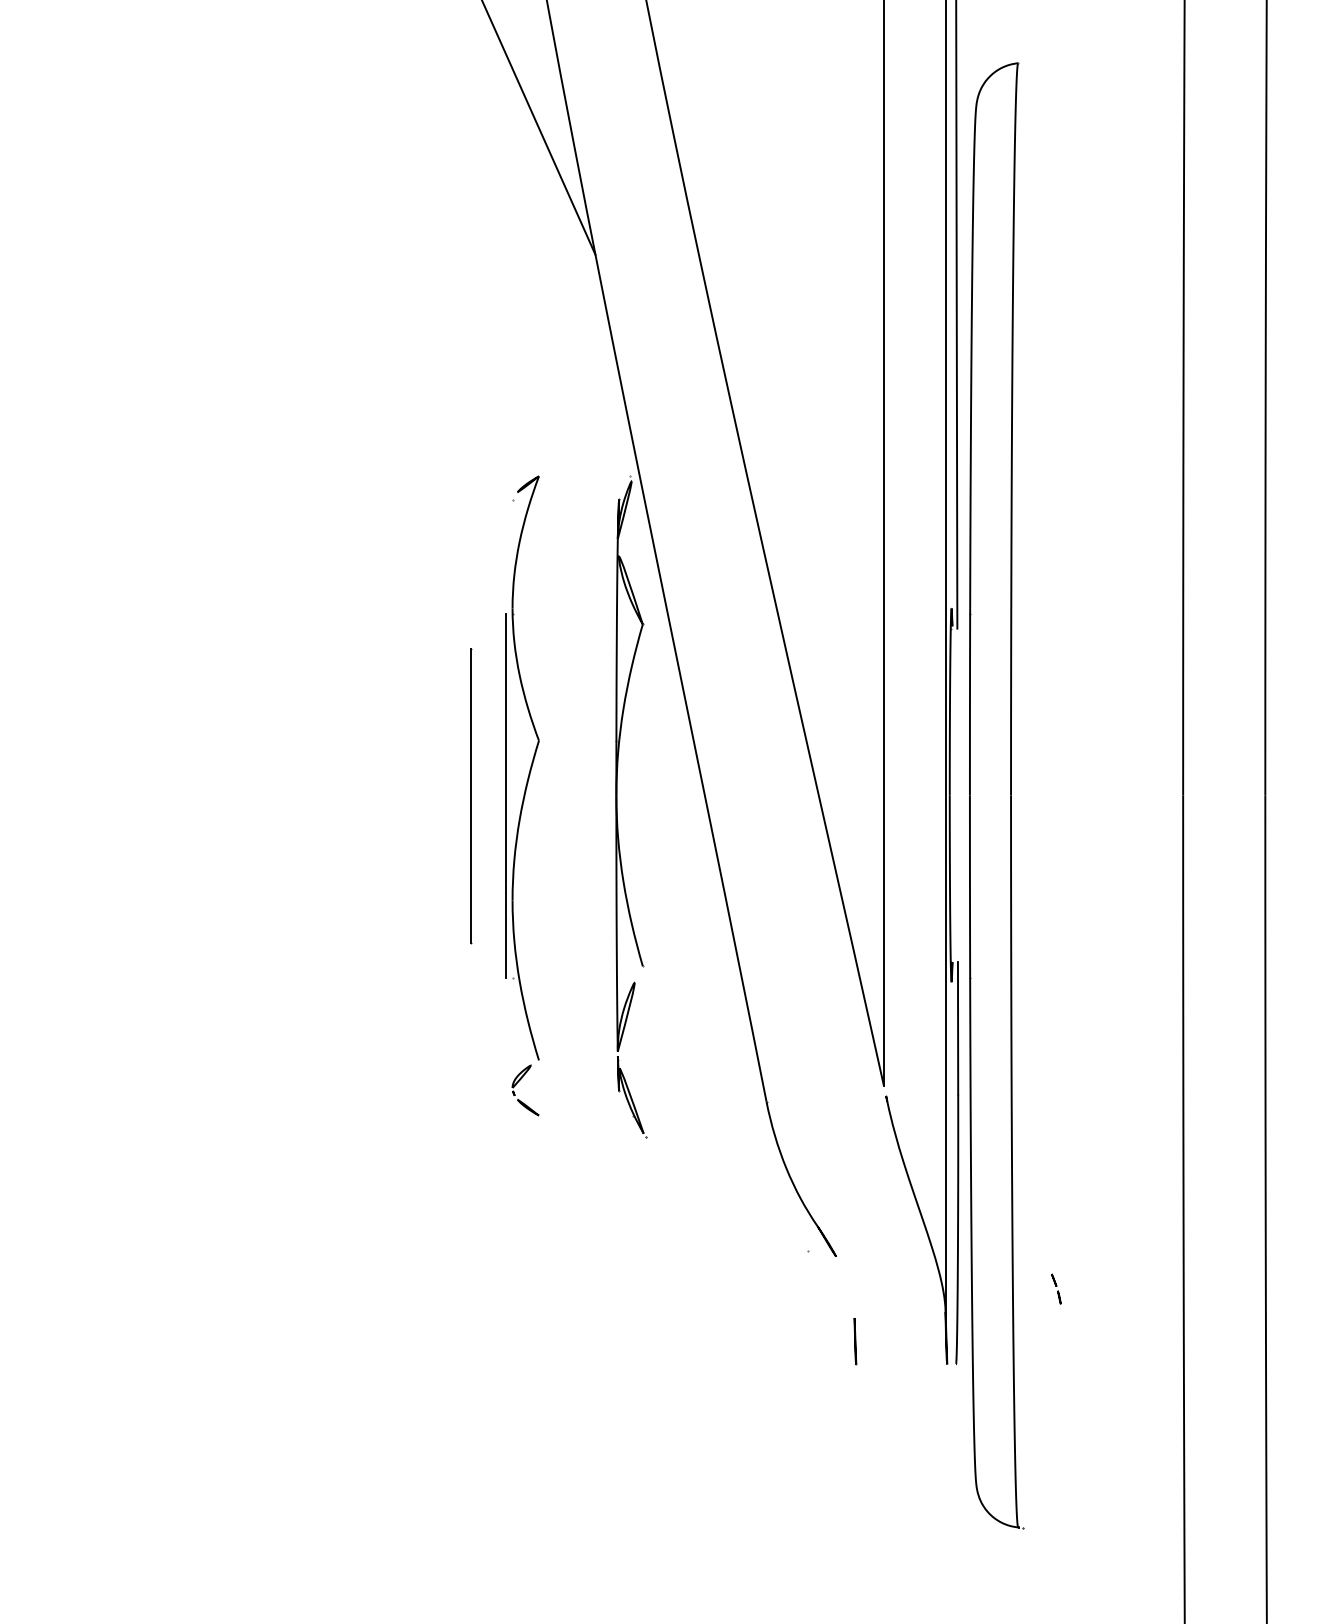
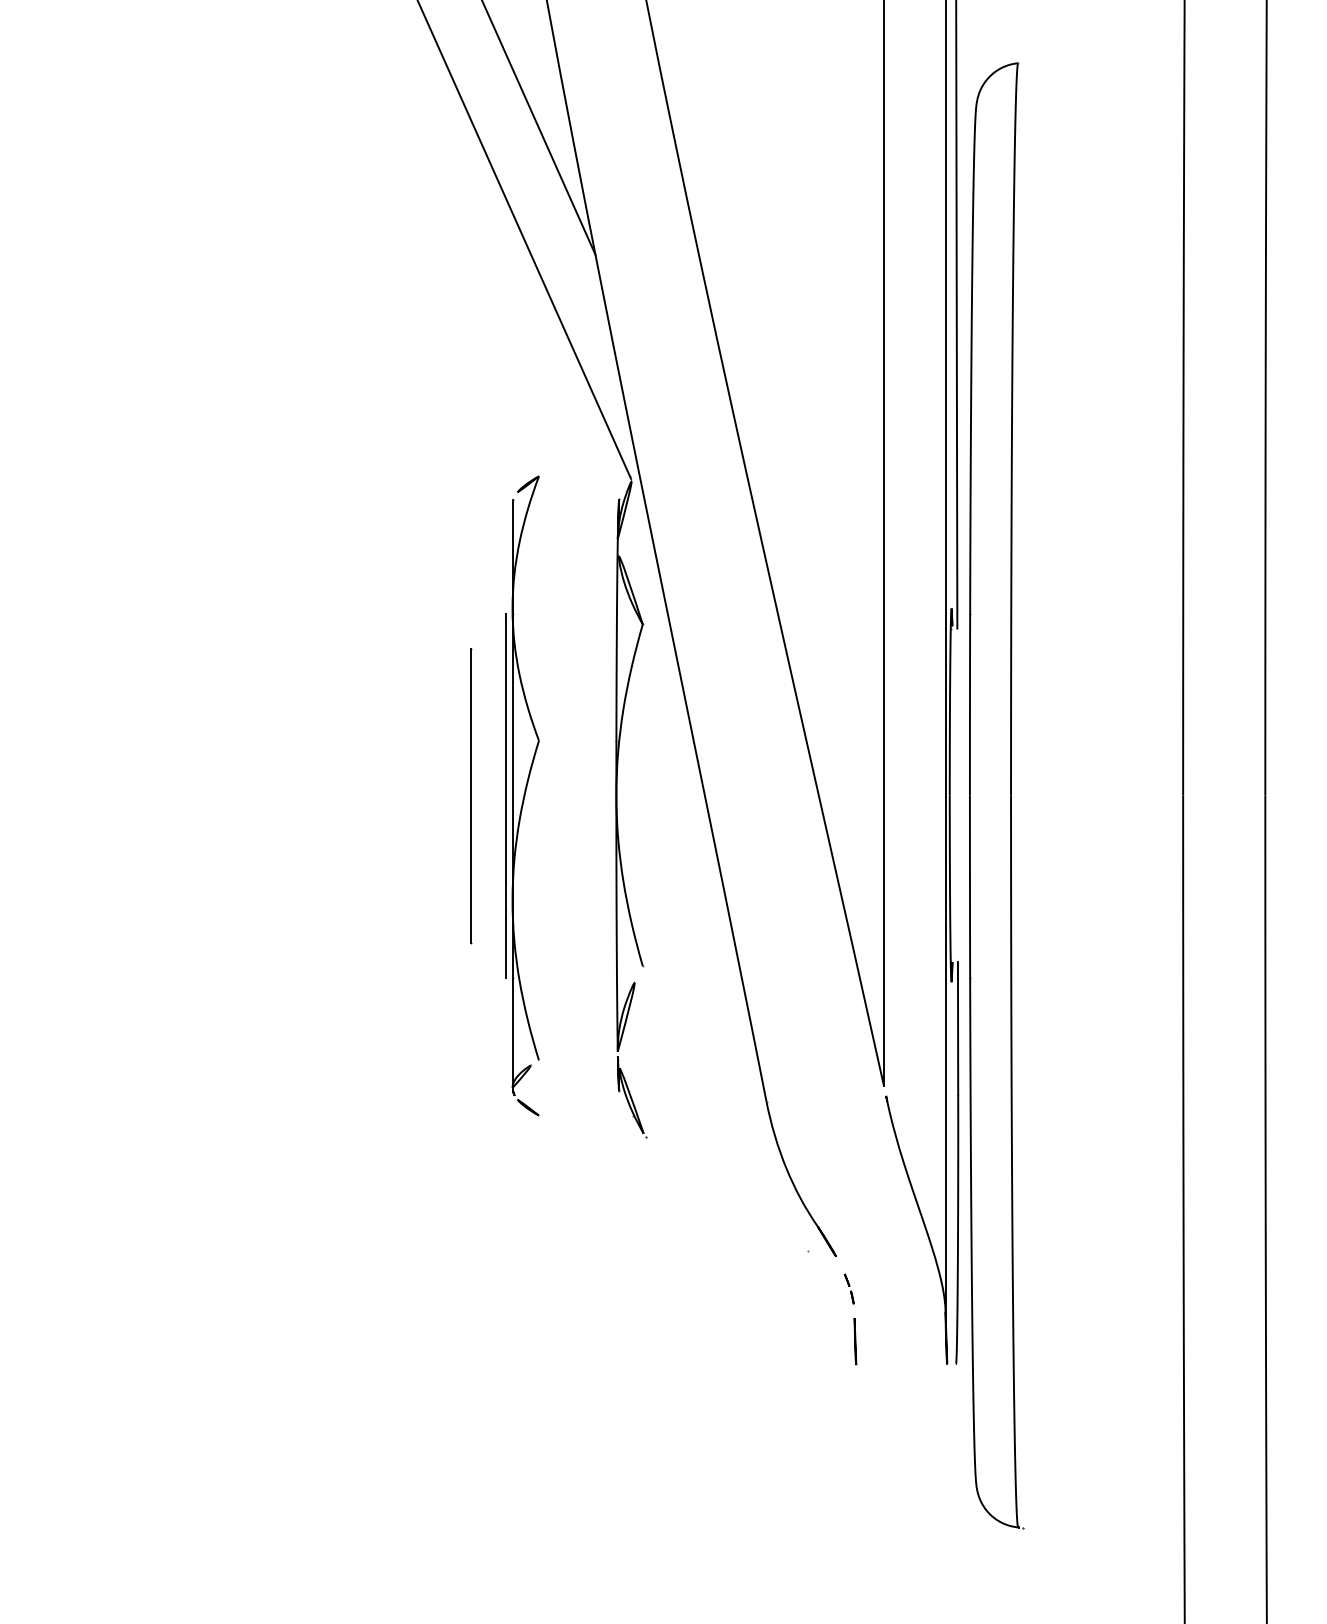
line: none -> present (524, 240)
line: none -> present (512, 795)
part position: (1056, 1288) -> (849, 1288) (849, 1288)
